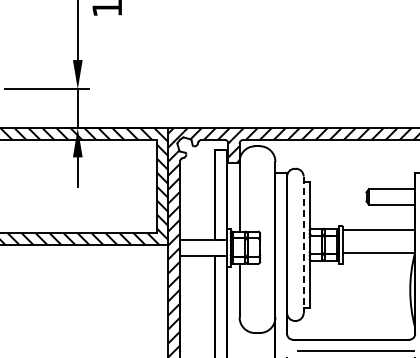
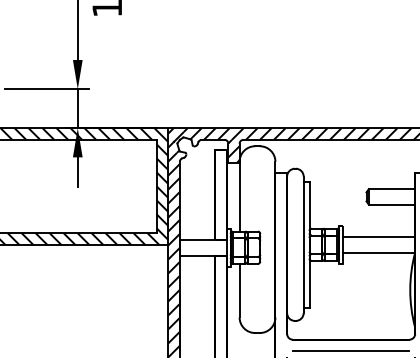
line position: (378, 229) -> (378, 236) (378, 236)
line: dashed -> solid (303, 245)
line position: (355, 350) -> (350, 350) (350, 350)
